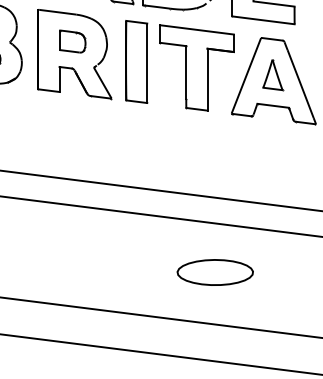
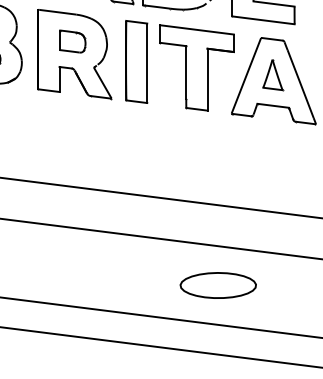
line position: (160, 190) -> (160, 197) (160, 197)
line position: (160, 216) -> (160, 238) (160, 238)
part position: (214, 272) -> (217, 285) (217, 285)
line position: (160, 354) -> (160, 347) (160, 347)
